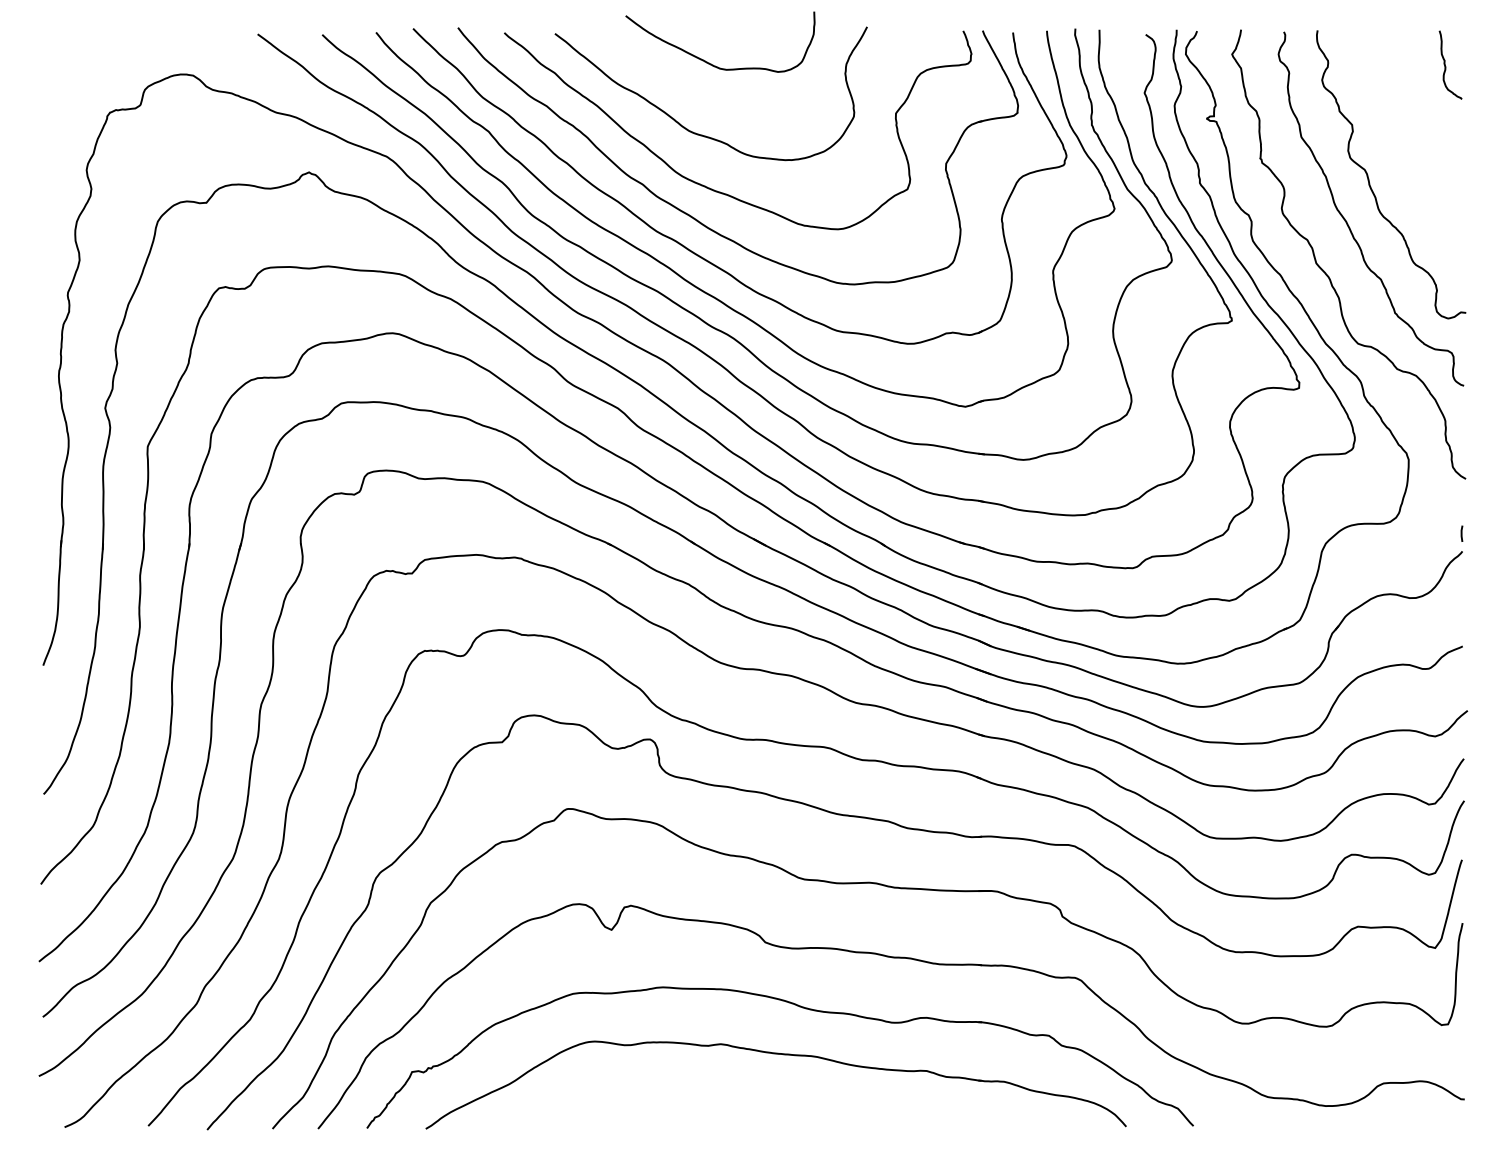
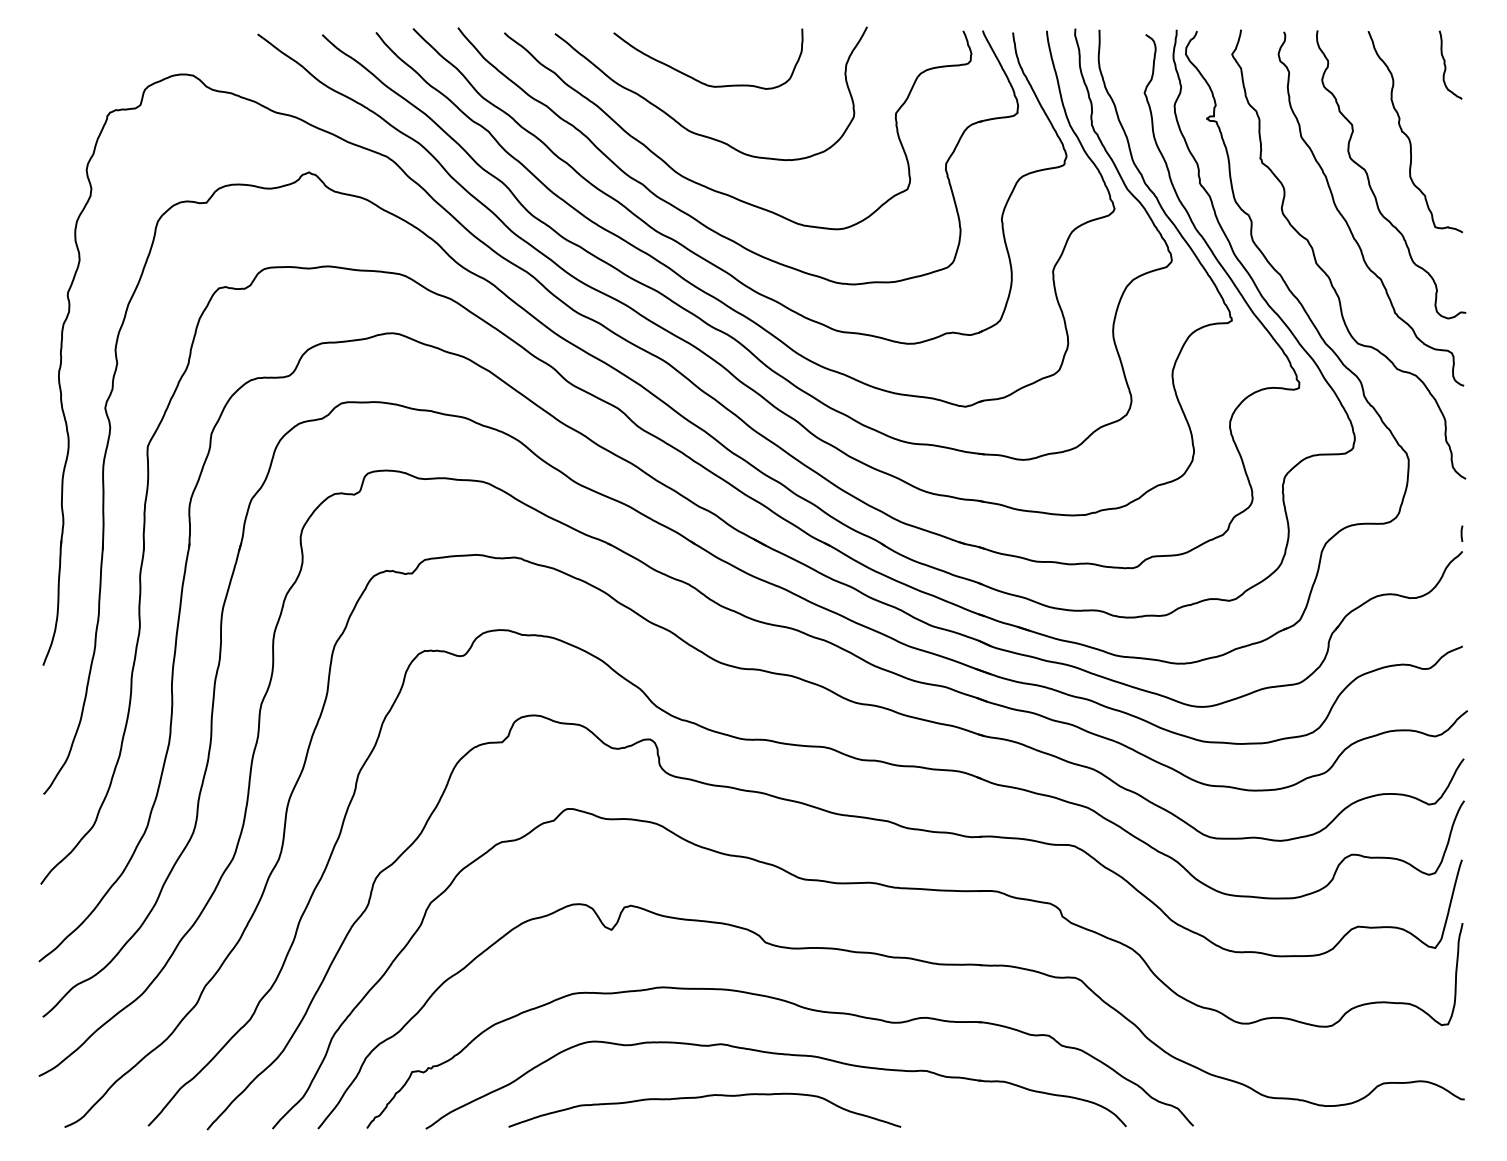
curve position: (709, 62) -> (697, 79) (697, 79)
curve: none -> present (1409, 137)
curve: none -> present (700, 1098)
